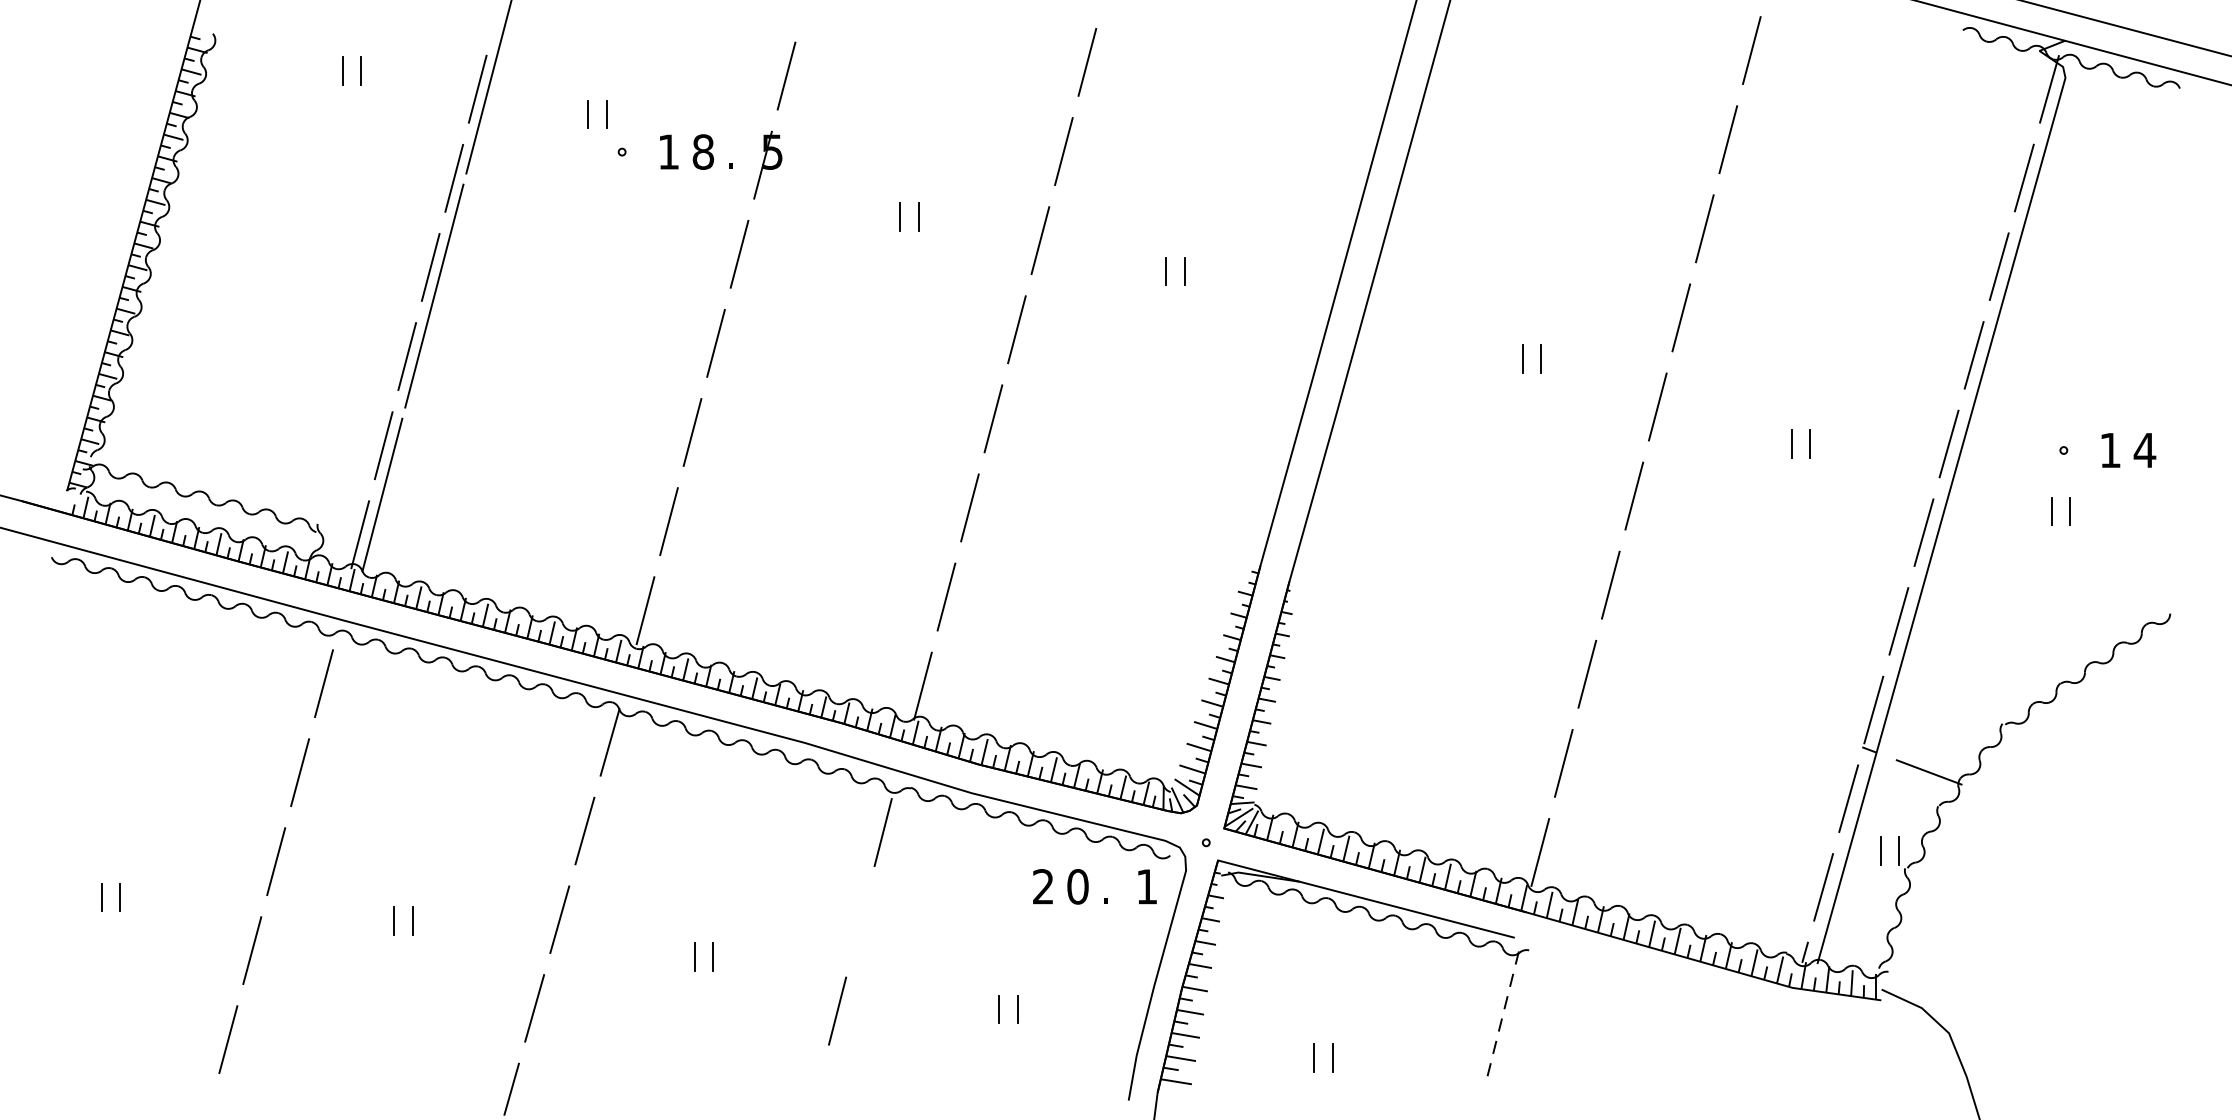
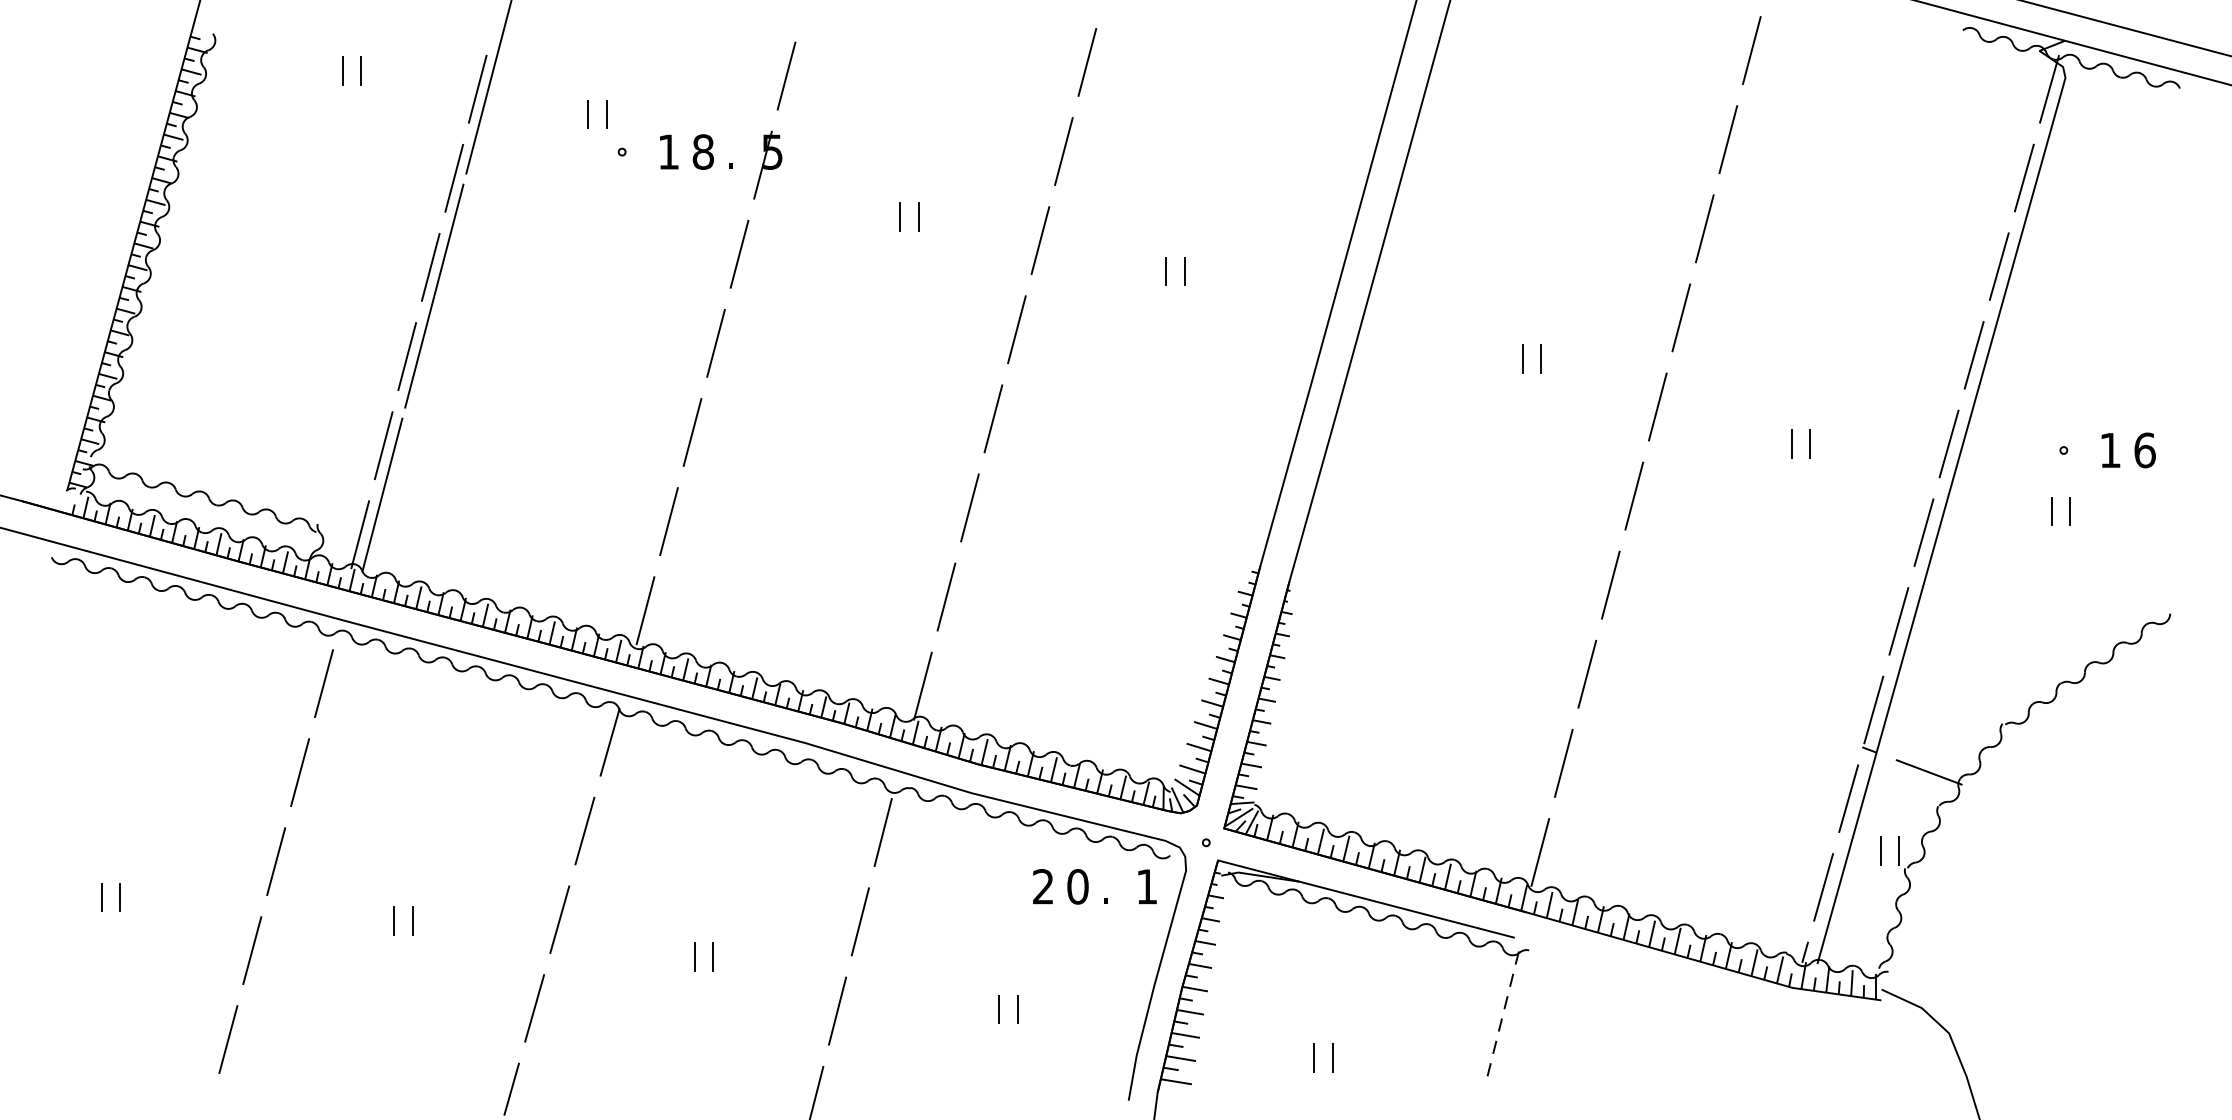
text: 4 -> 6 (2144, 450)
line: none -> present (859, 921)
line: none -> present (816, 1091)
